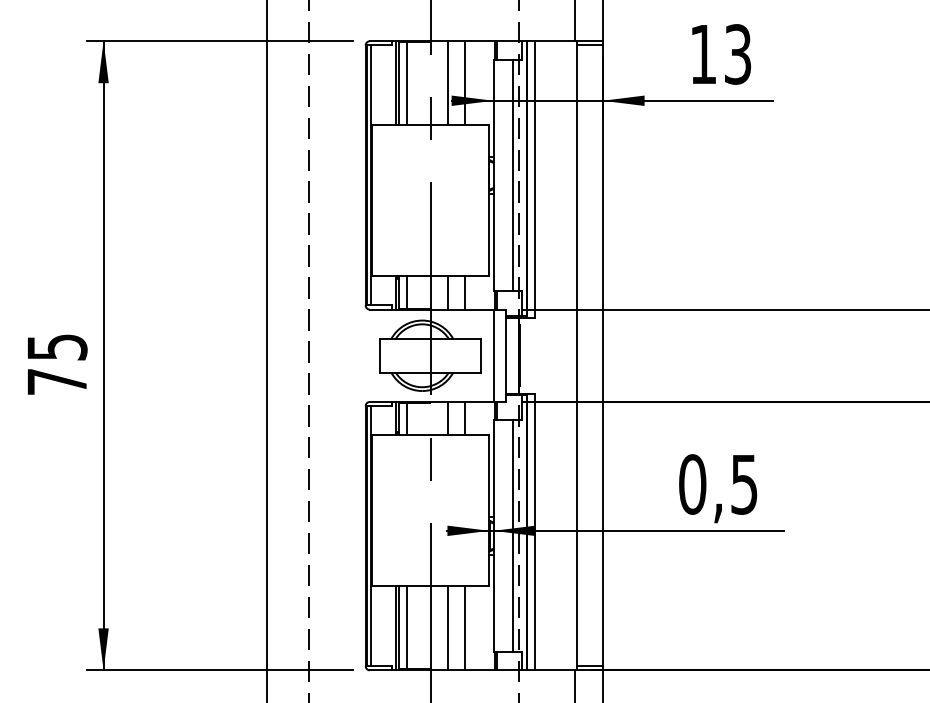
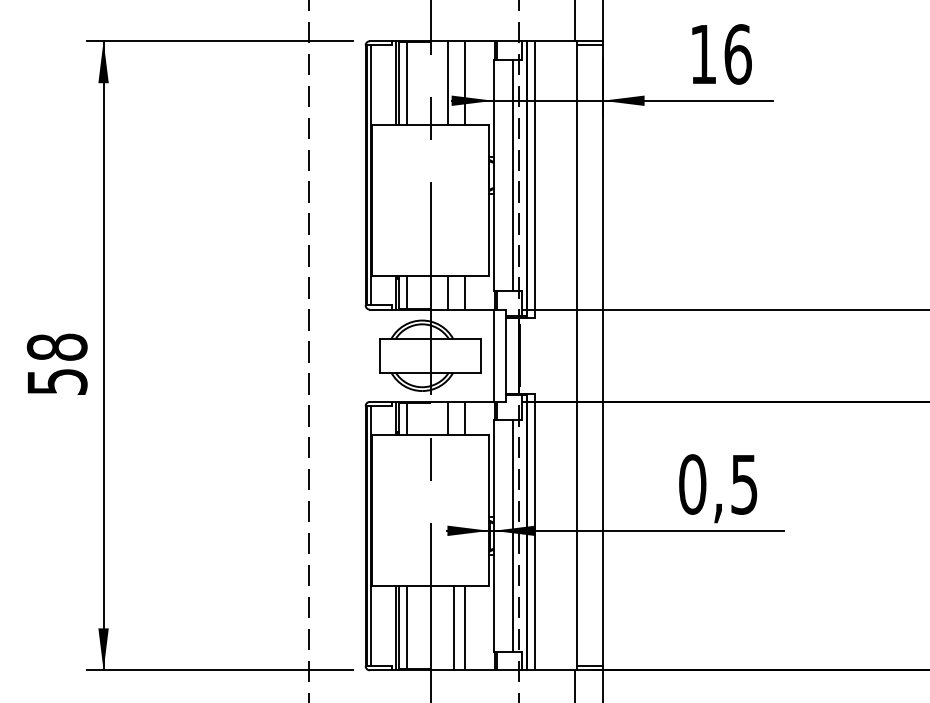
text: 13 -> 16 (737, 54)
line: present -> none (267, 350)
text: 75 -> 58 (56, 363)
line position: (447, 628) -> (453, 628) (453, 628)
